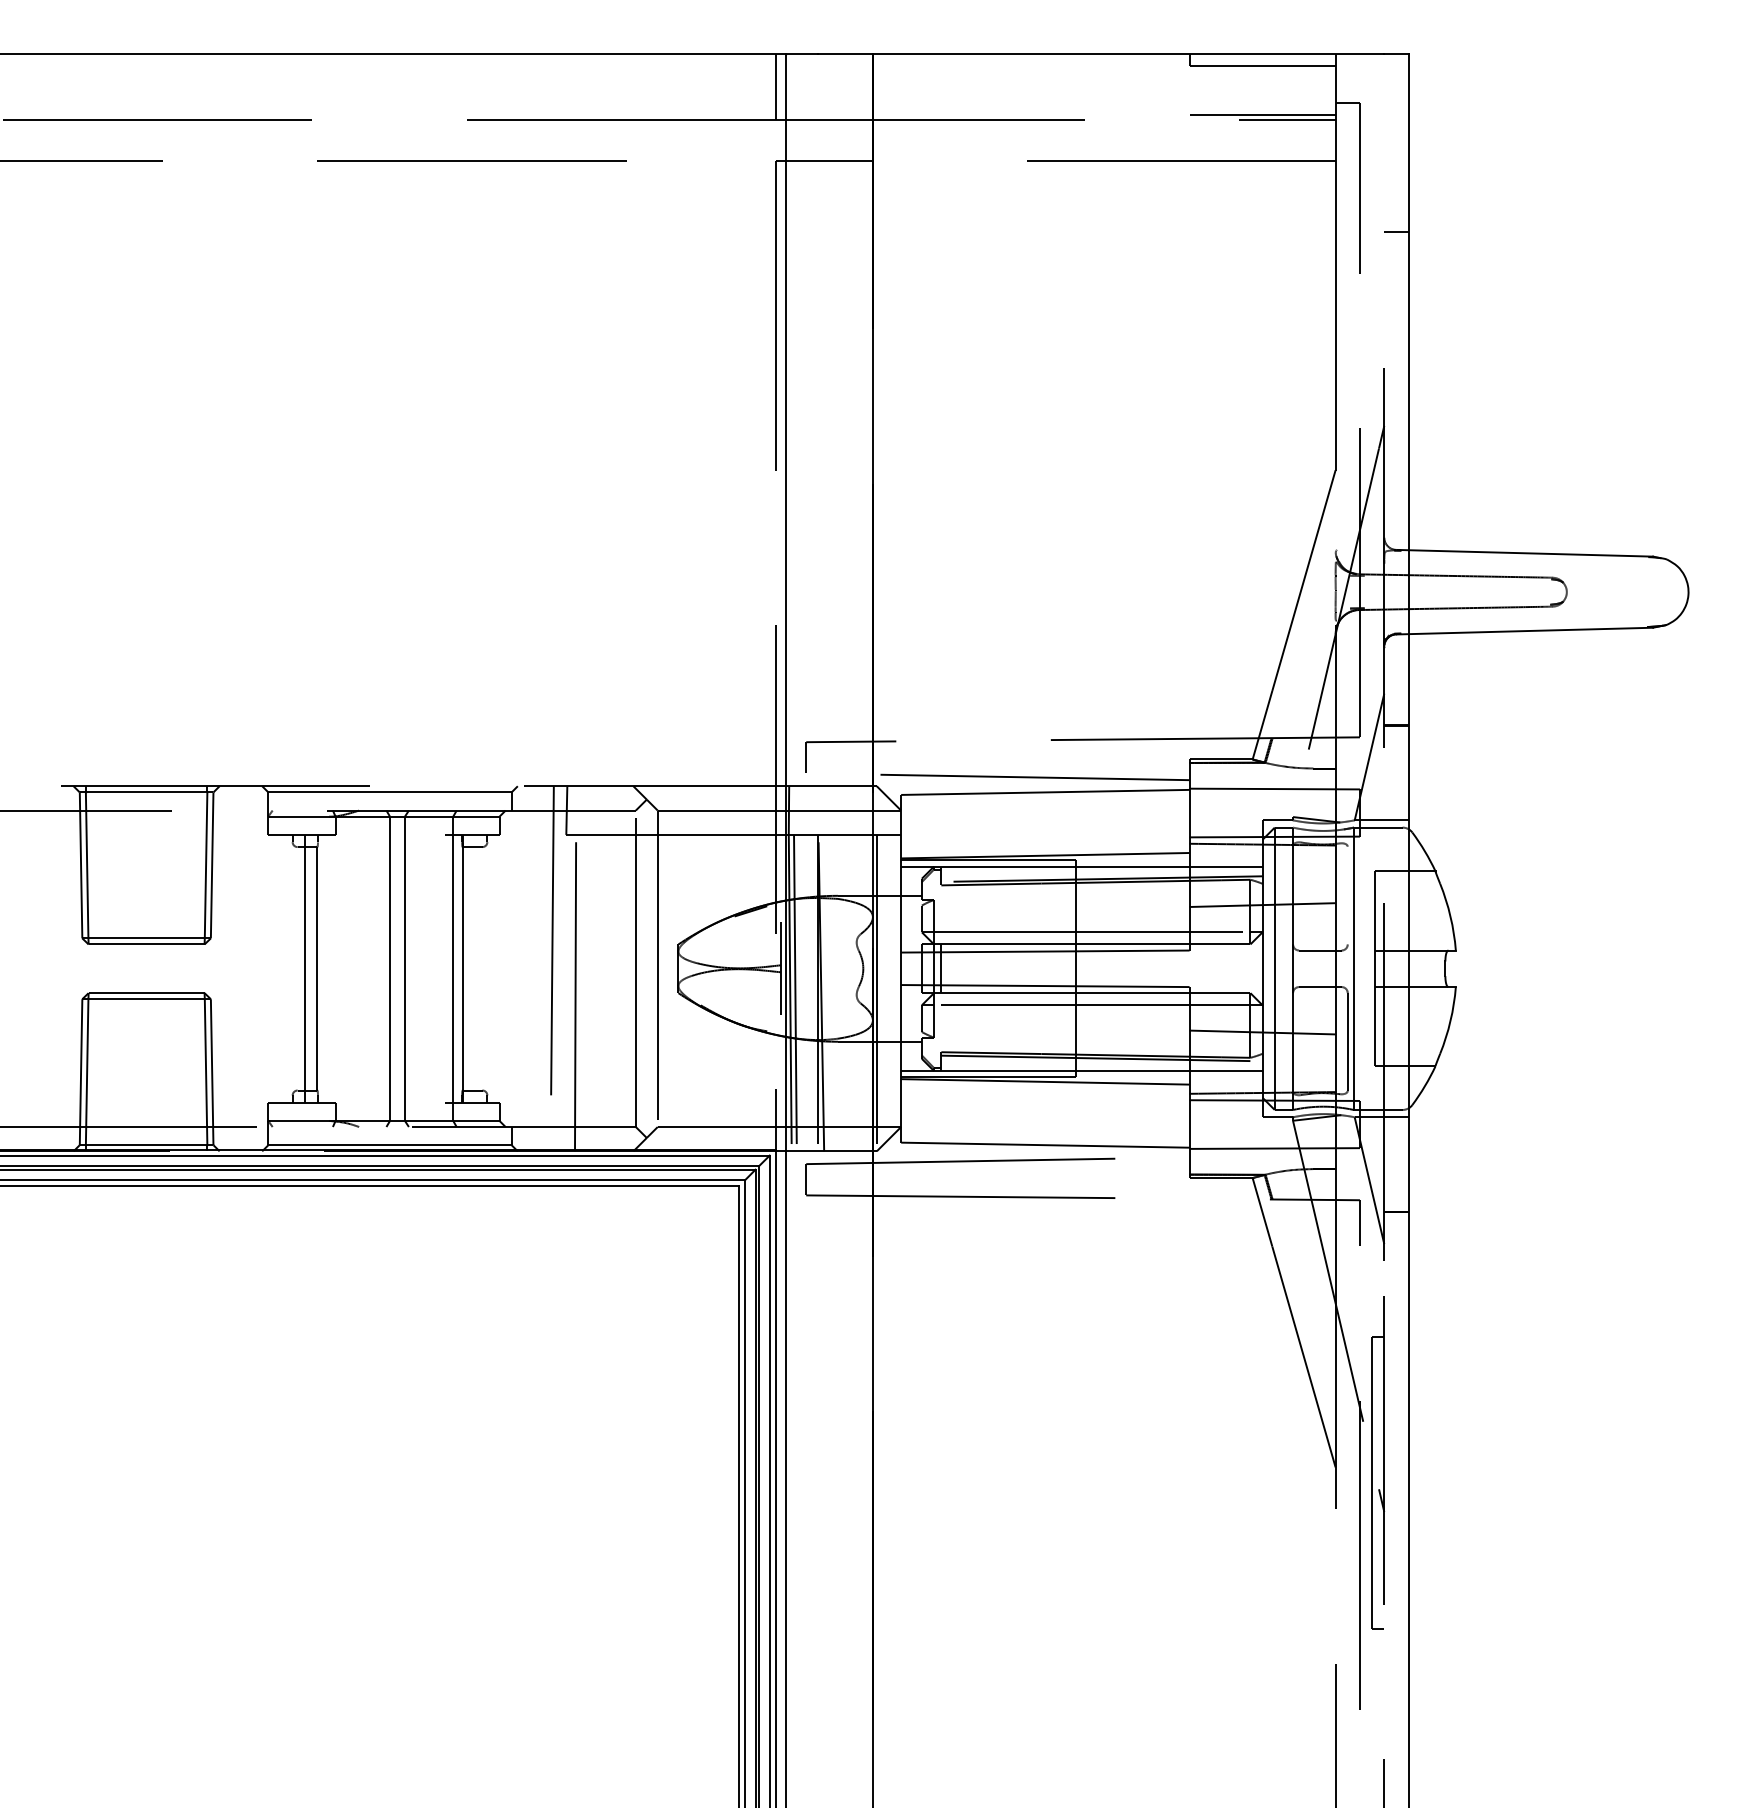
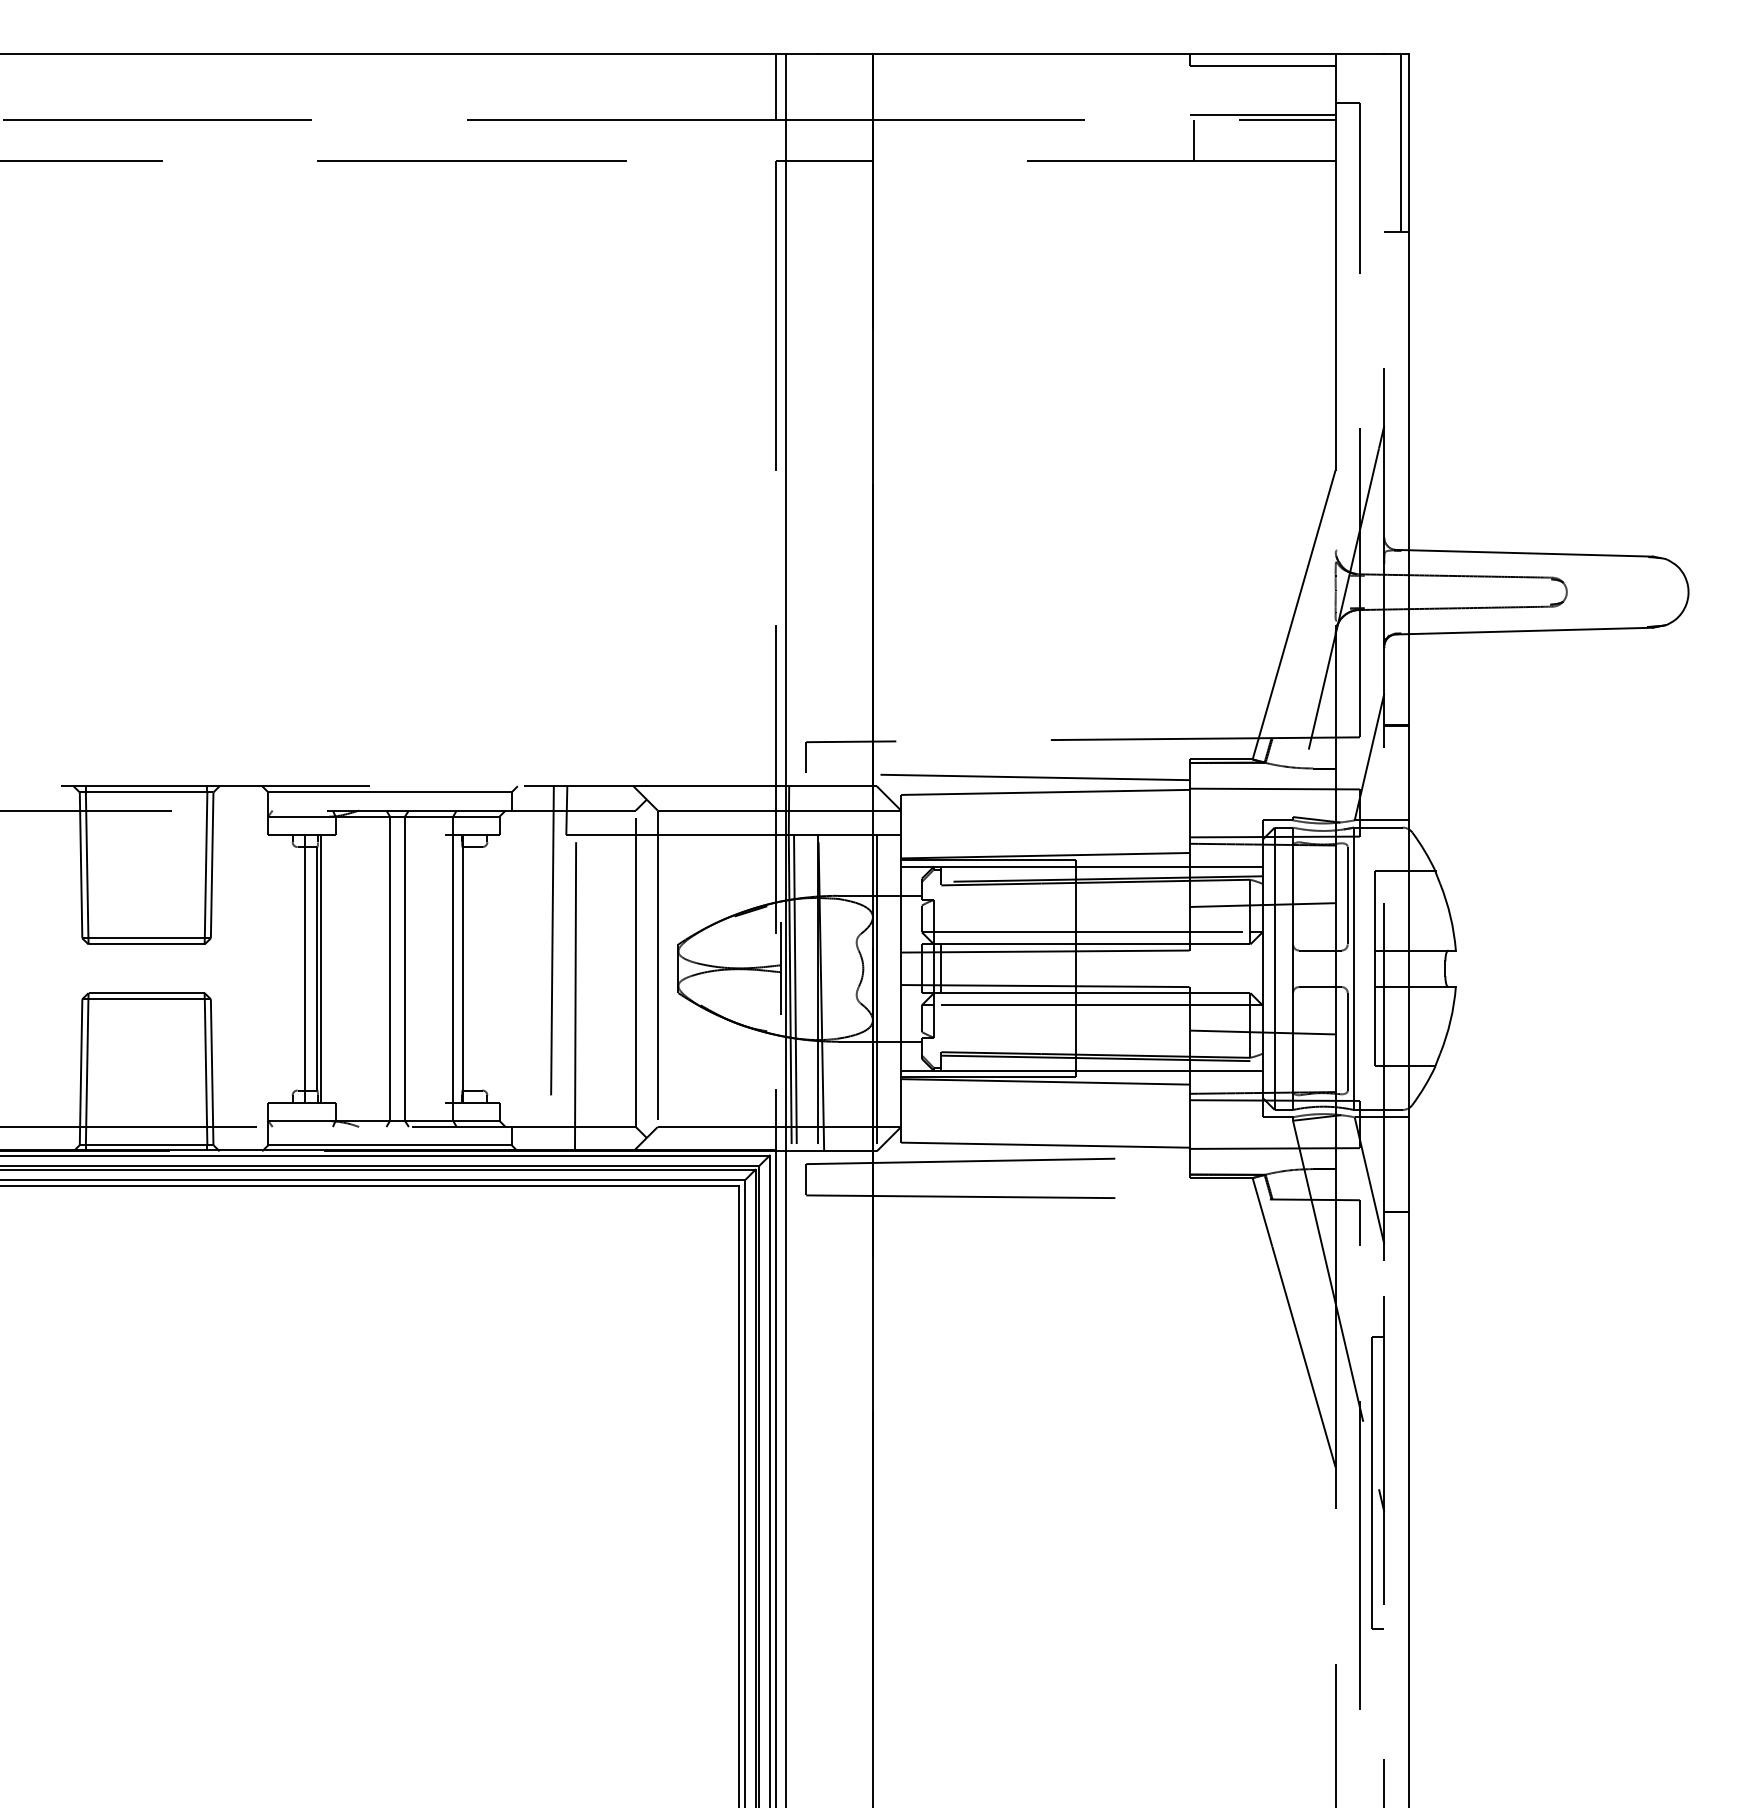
line: none -> present (1194, 140)
line: none -> present (1401, 142)
line: none -> present (1347, 895)
line: none -> present (320, 968)
